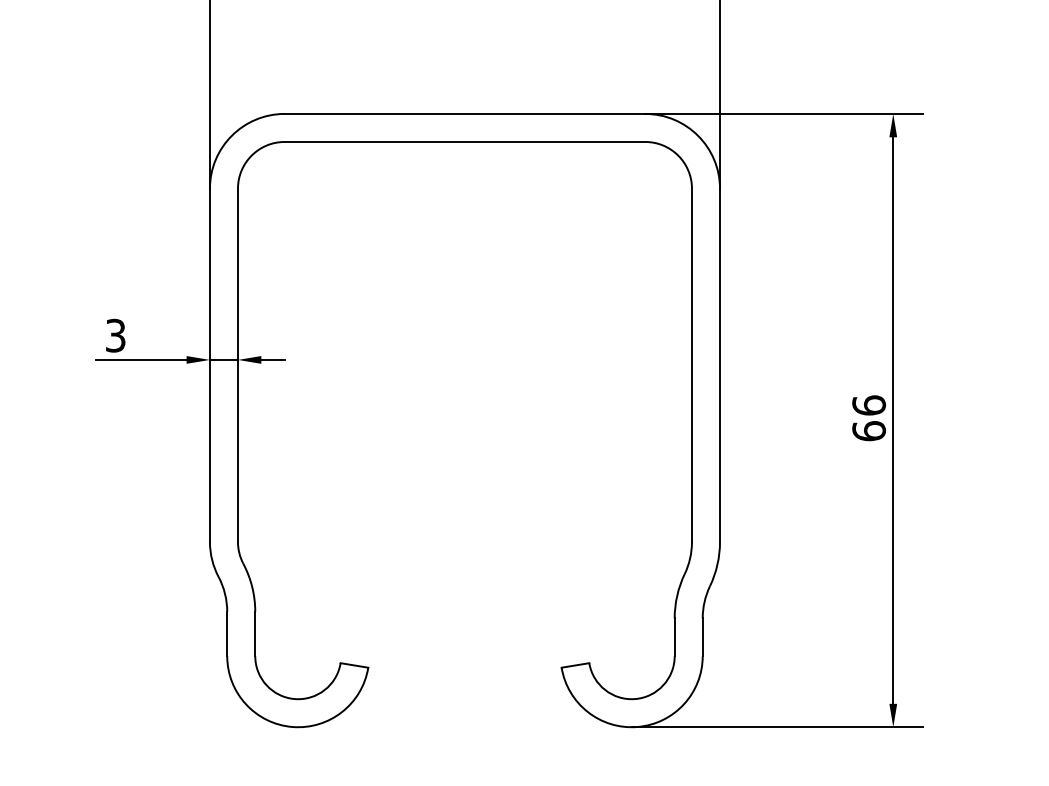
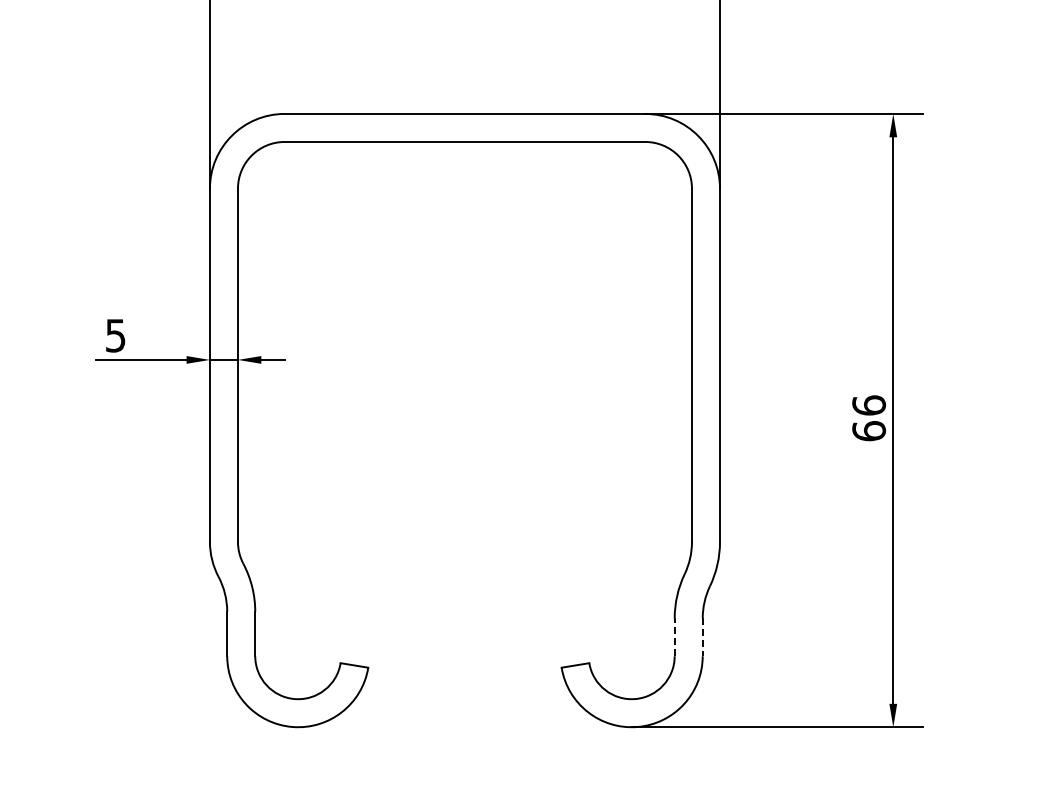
text: 3 -> 5 (115, 335)
line: solid -> dashed (674, 637)
line: solid -> dashed (702, 637)
